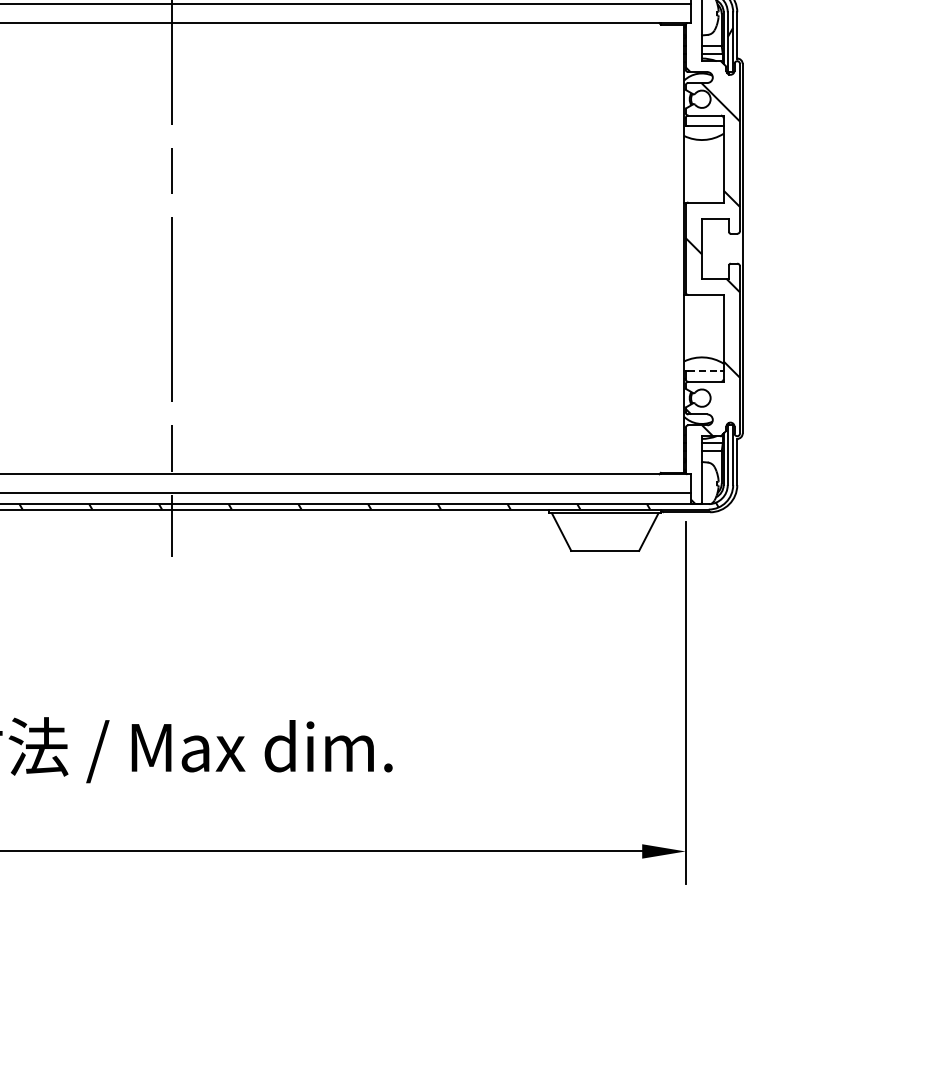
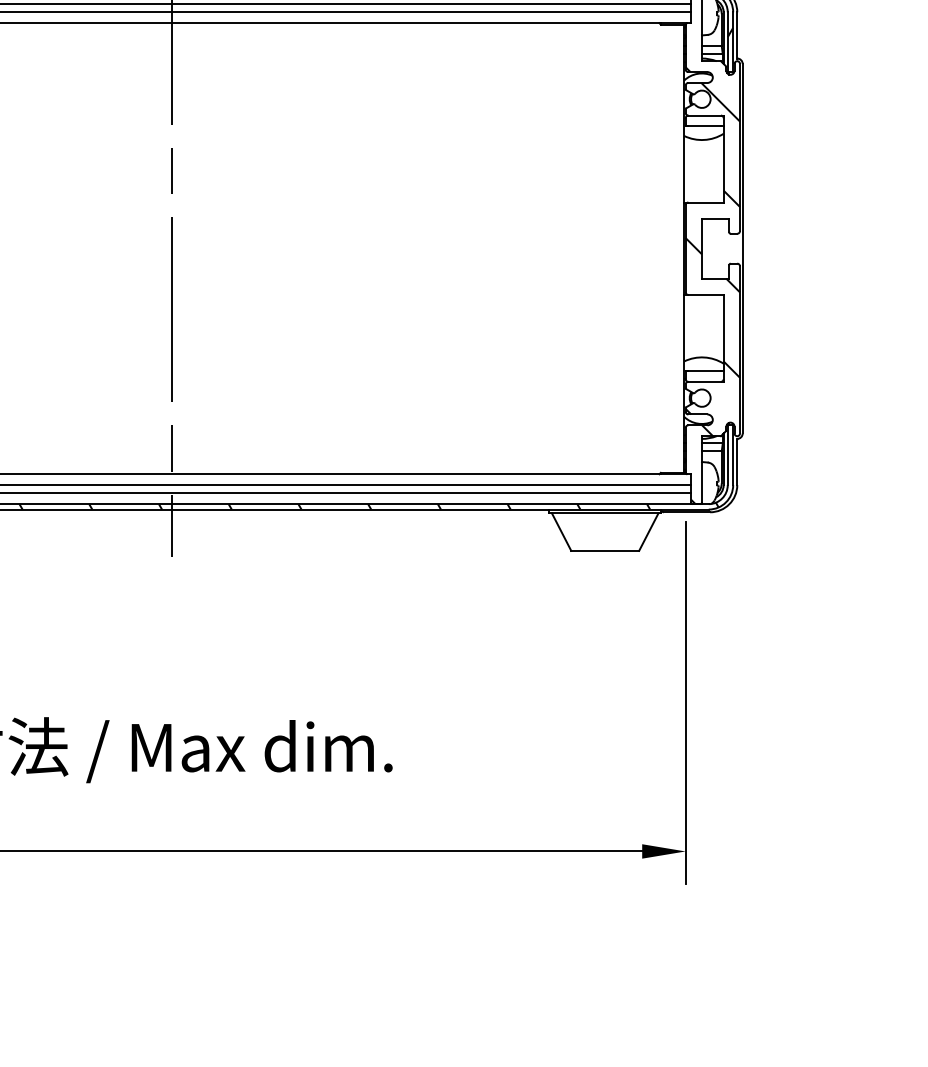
line: none -> present (346, 12)
line: dashed -> solid (705, 371)
line: none -> present (346, 485)
